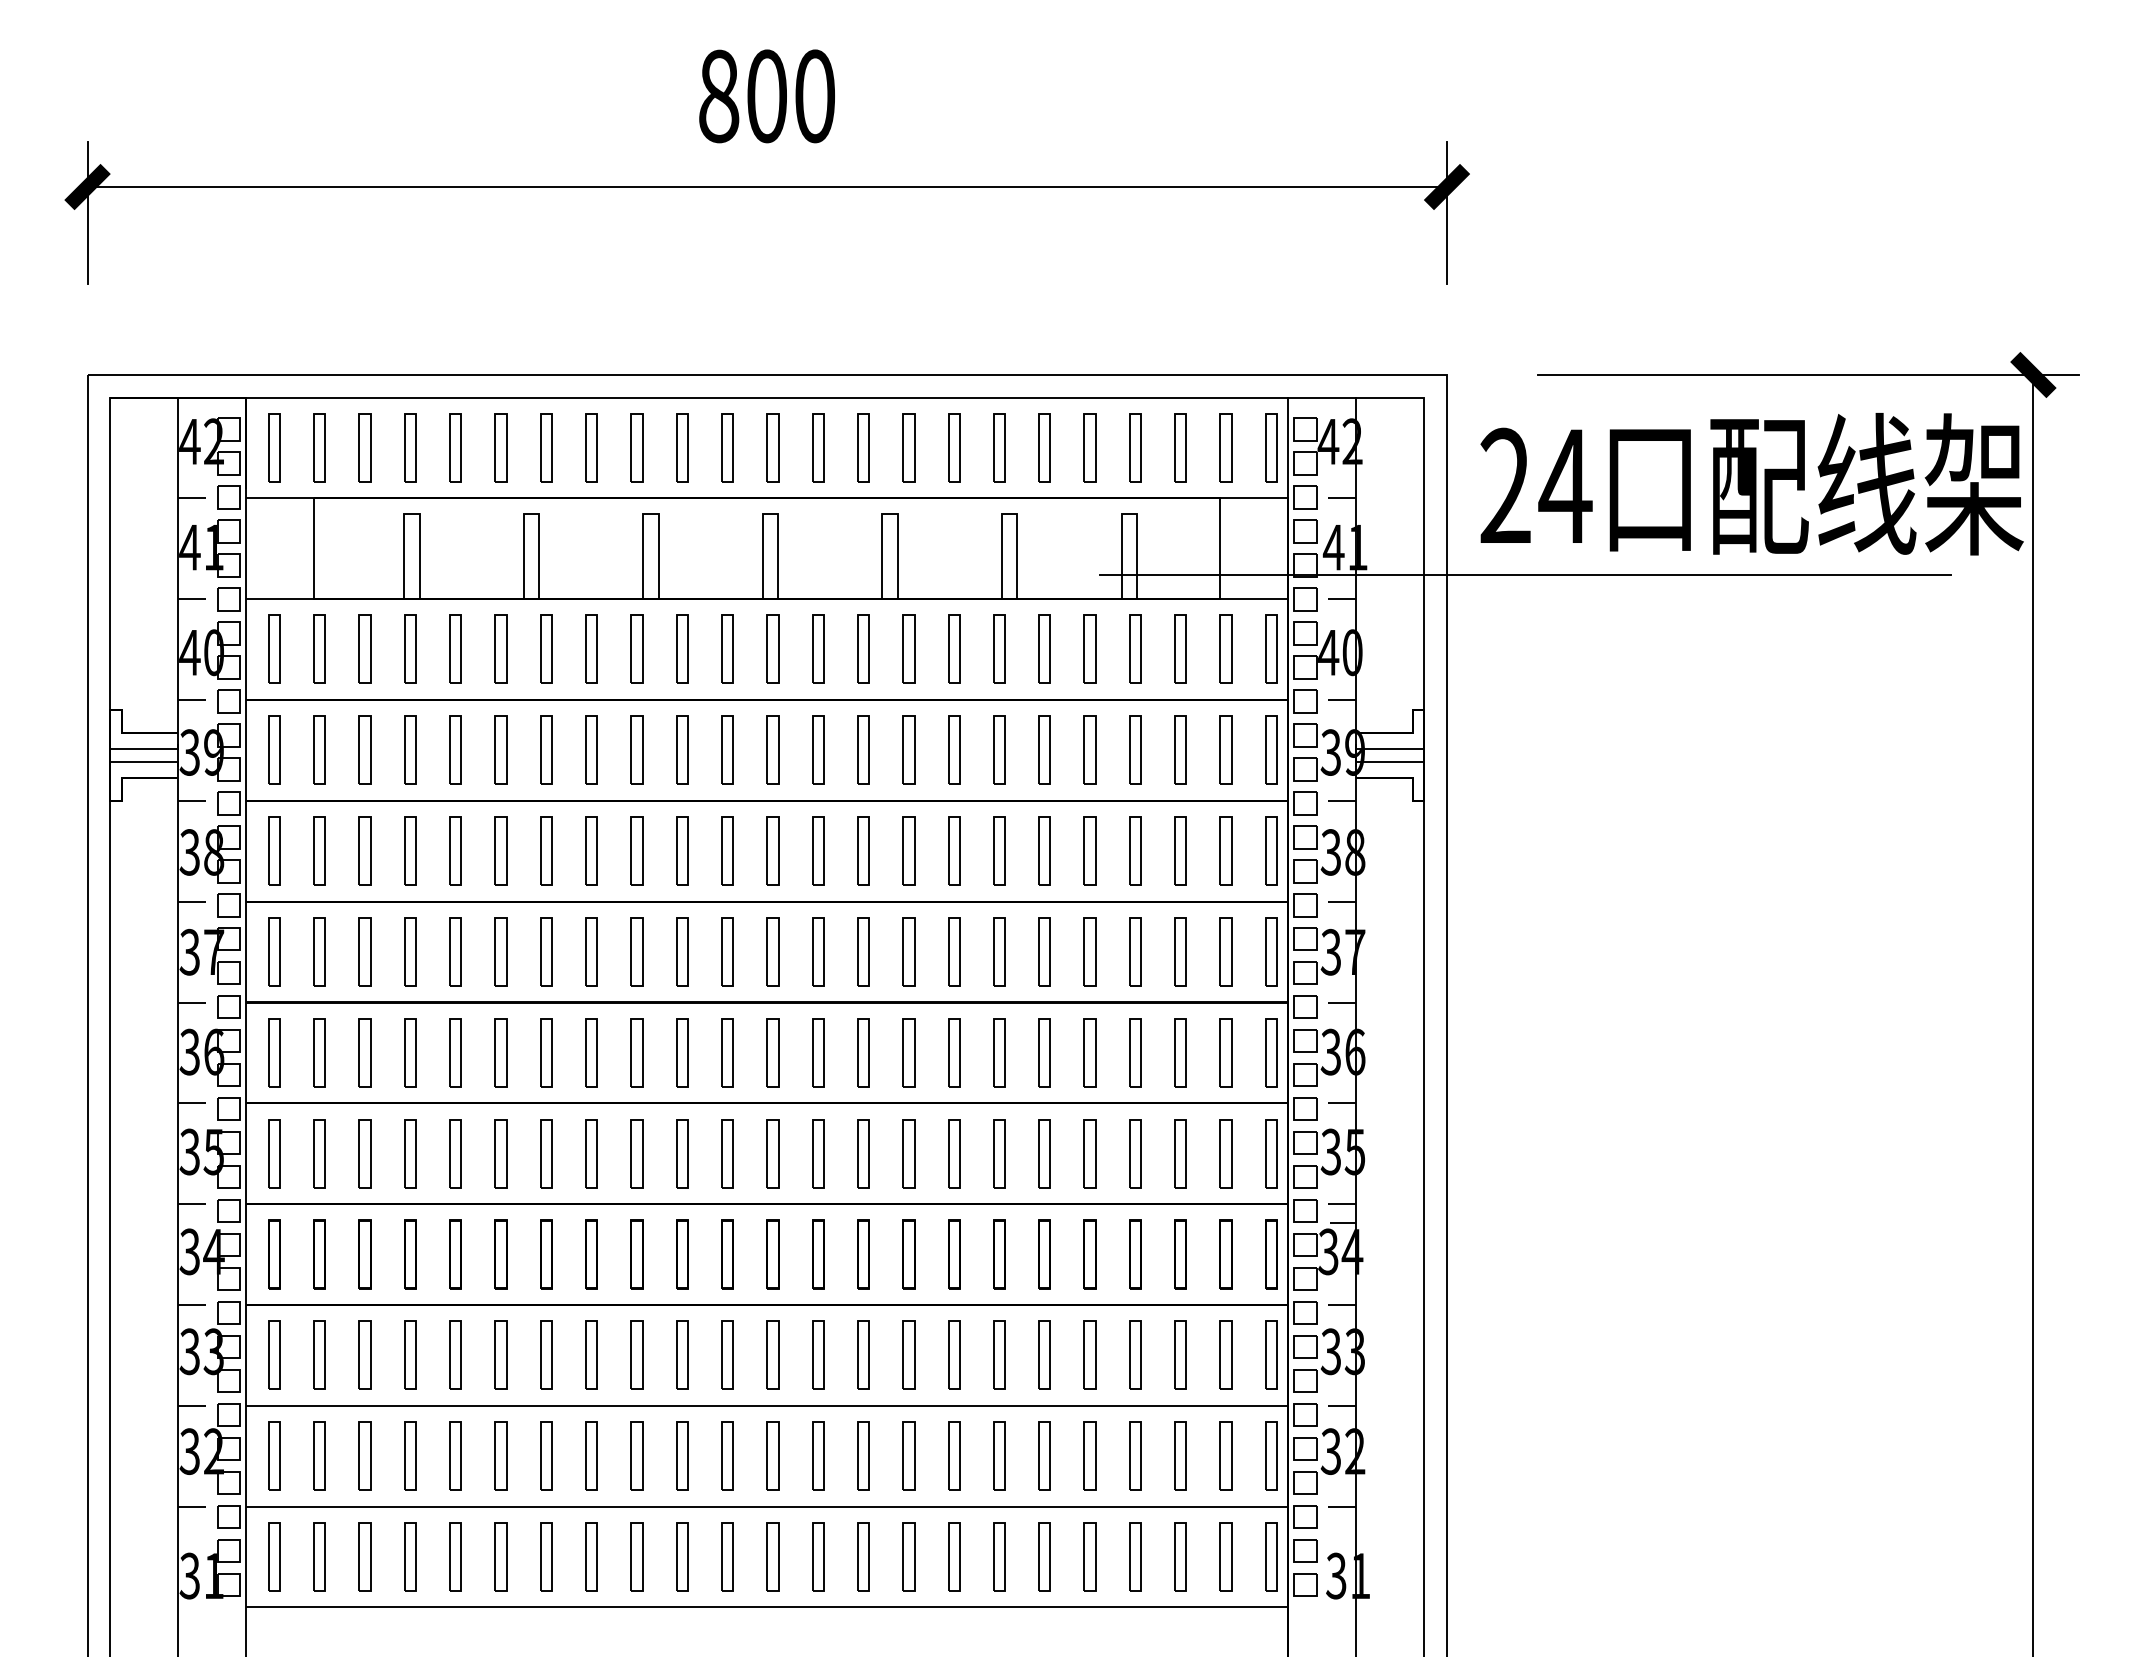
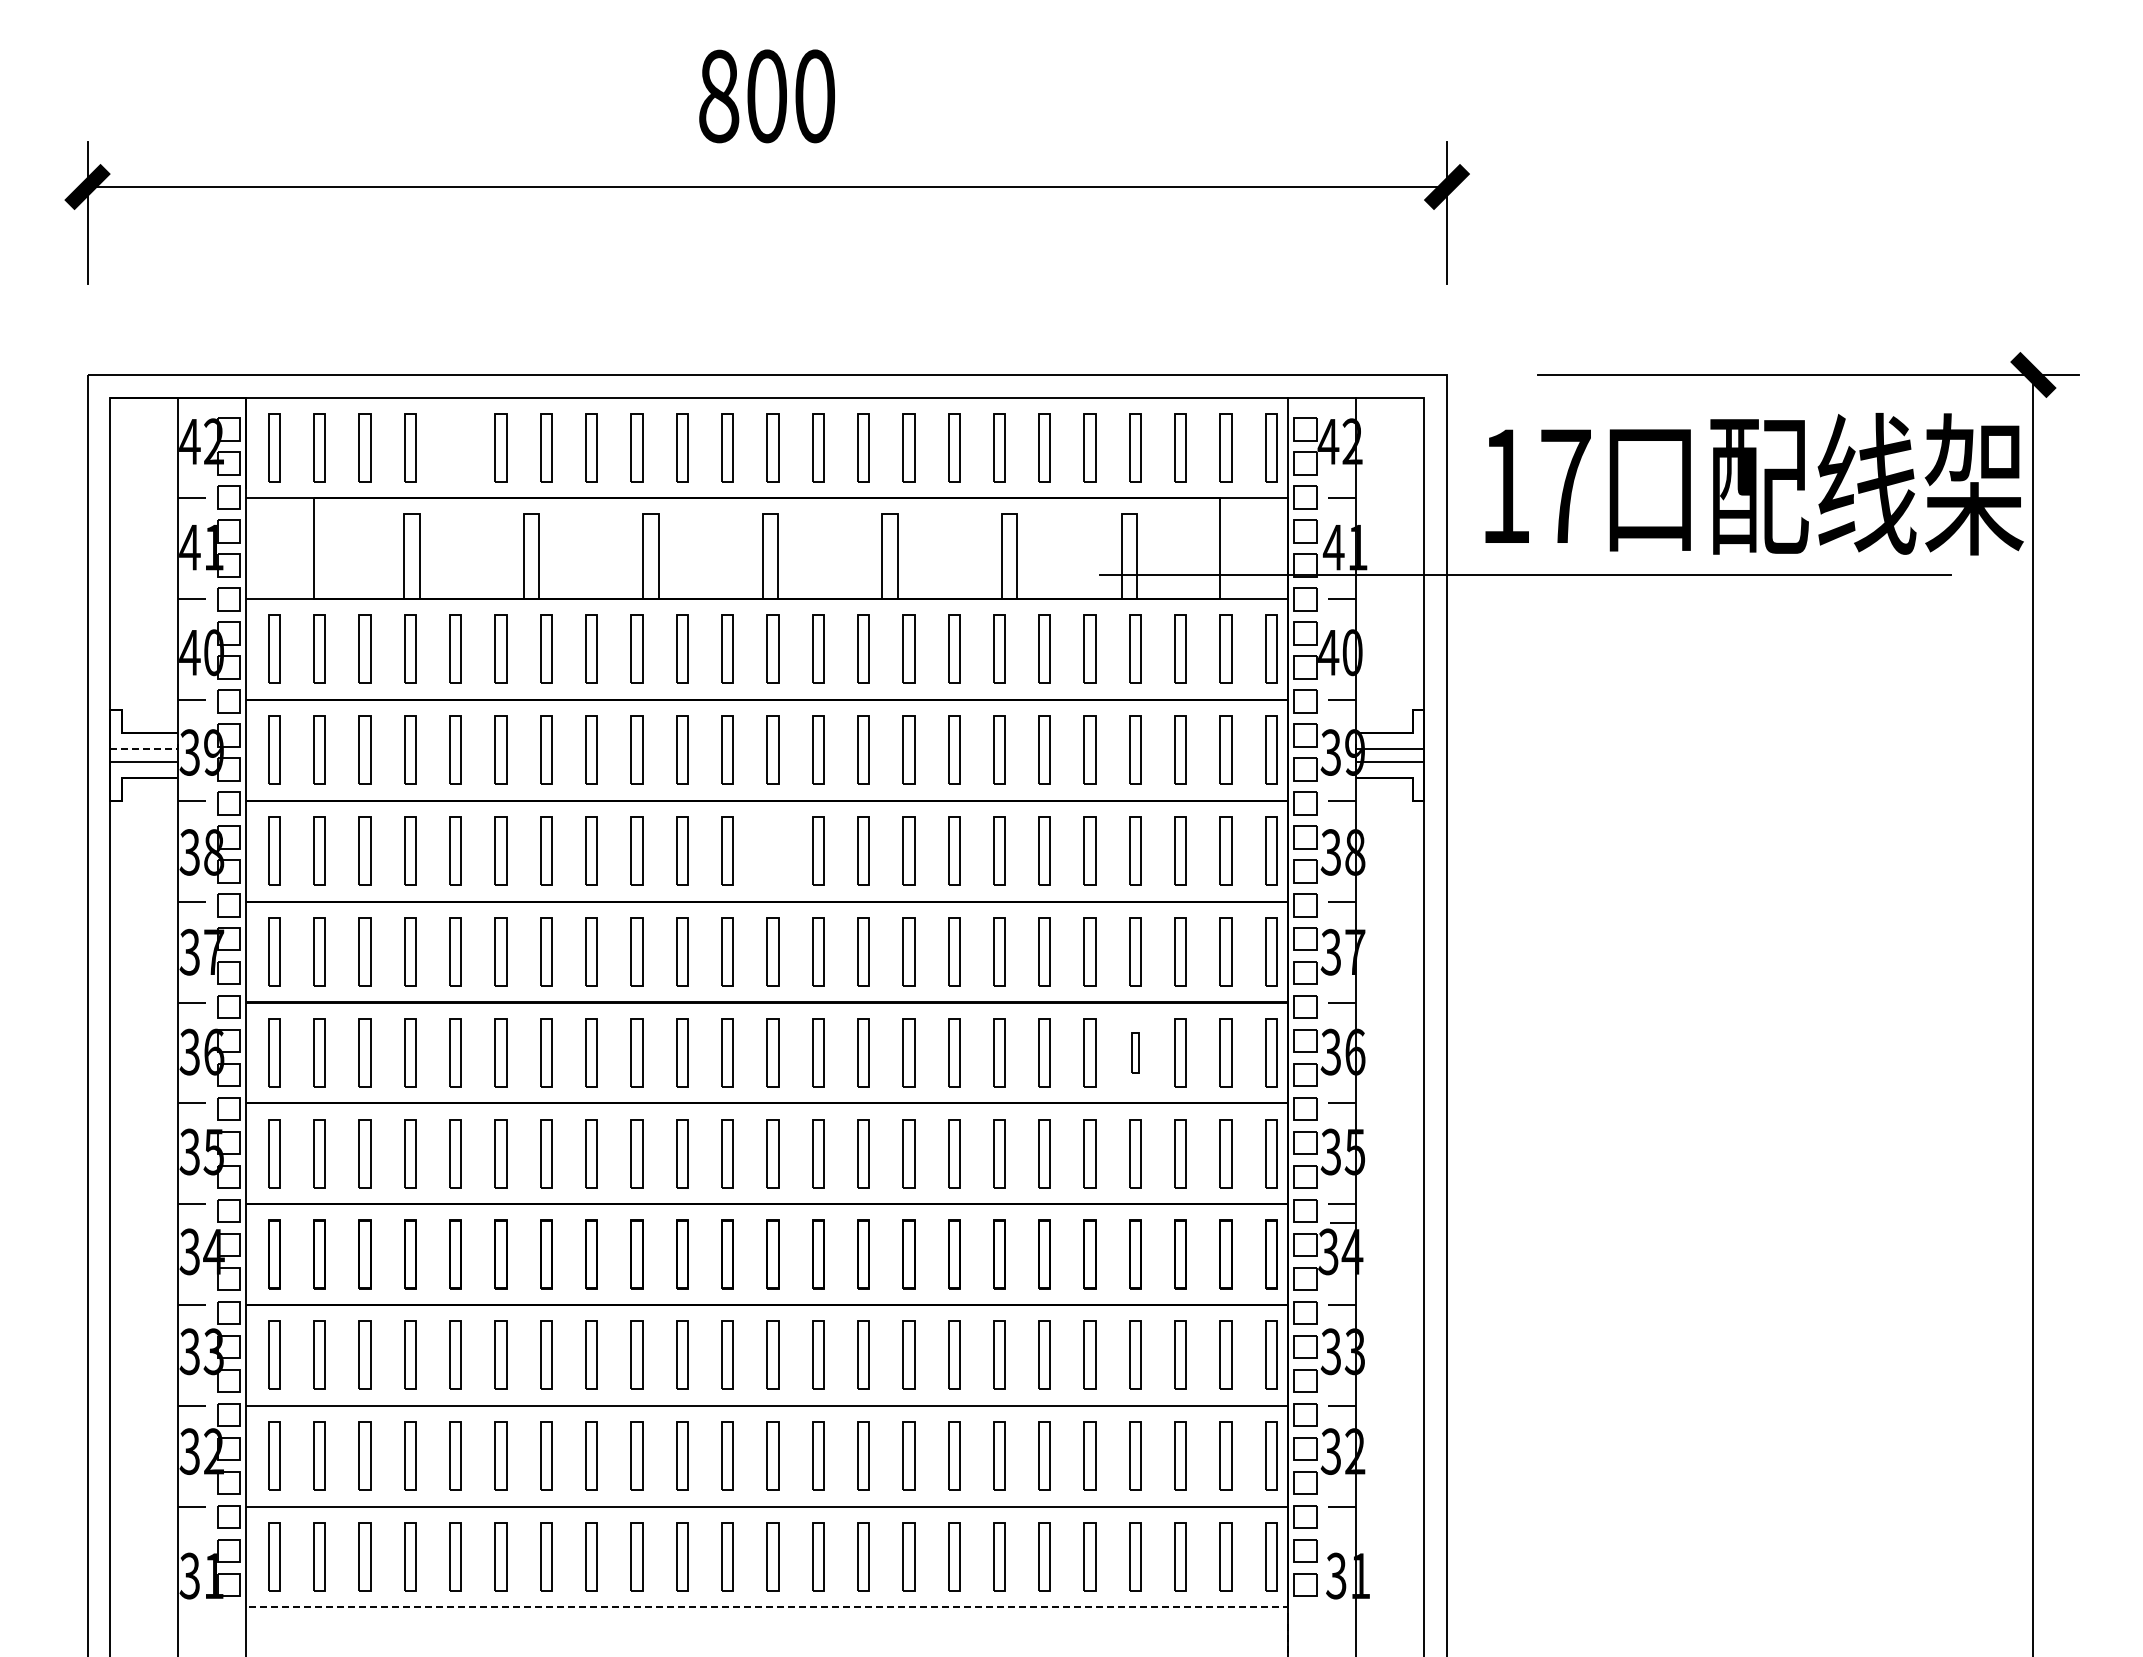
part: present -> none (455, 447)
text: 24 -> 17 (1536, 484)
line: solid -> dashed (147, 748)
part: present -> none (772, 850)
part size: 13x70 px -> 9x42 px (1135, 1052)
line: solid -> dashed (791, 1607)
